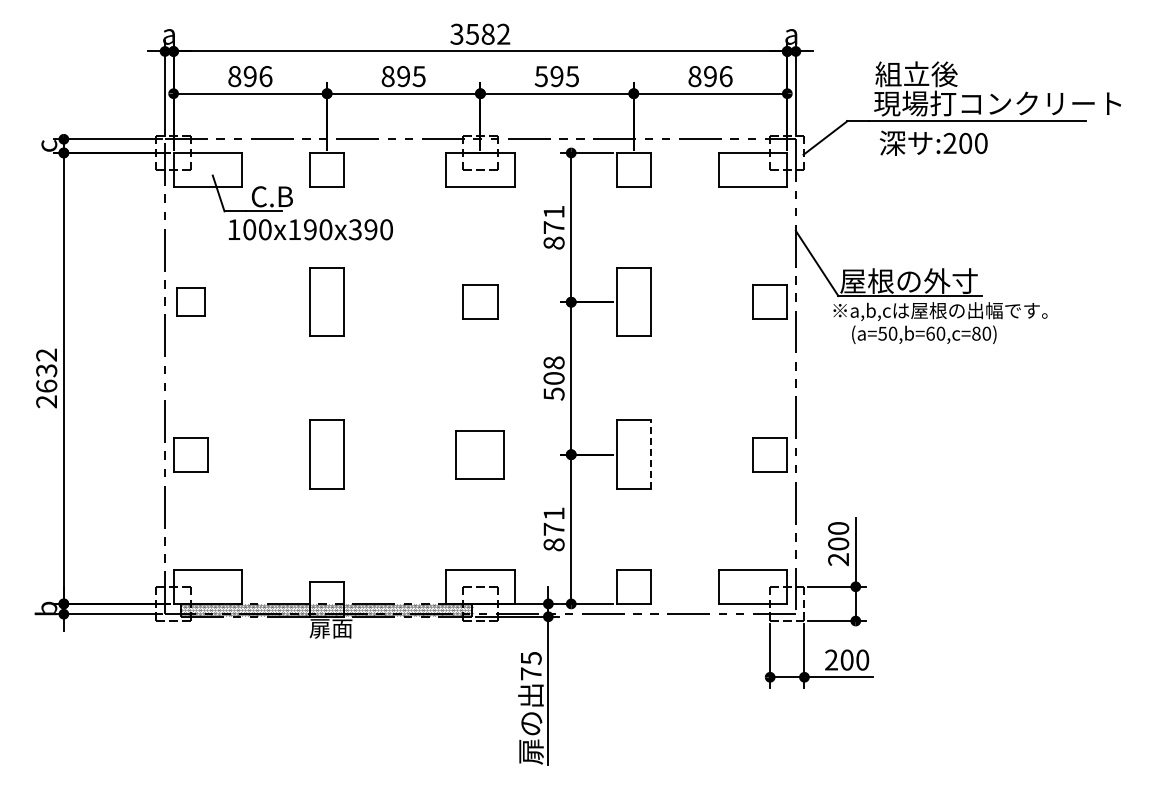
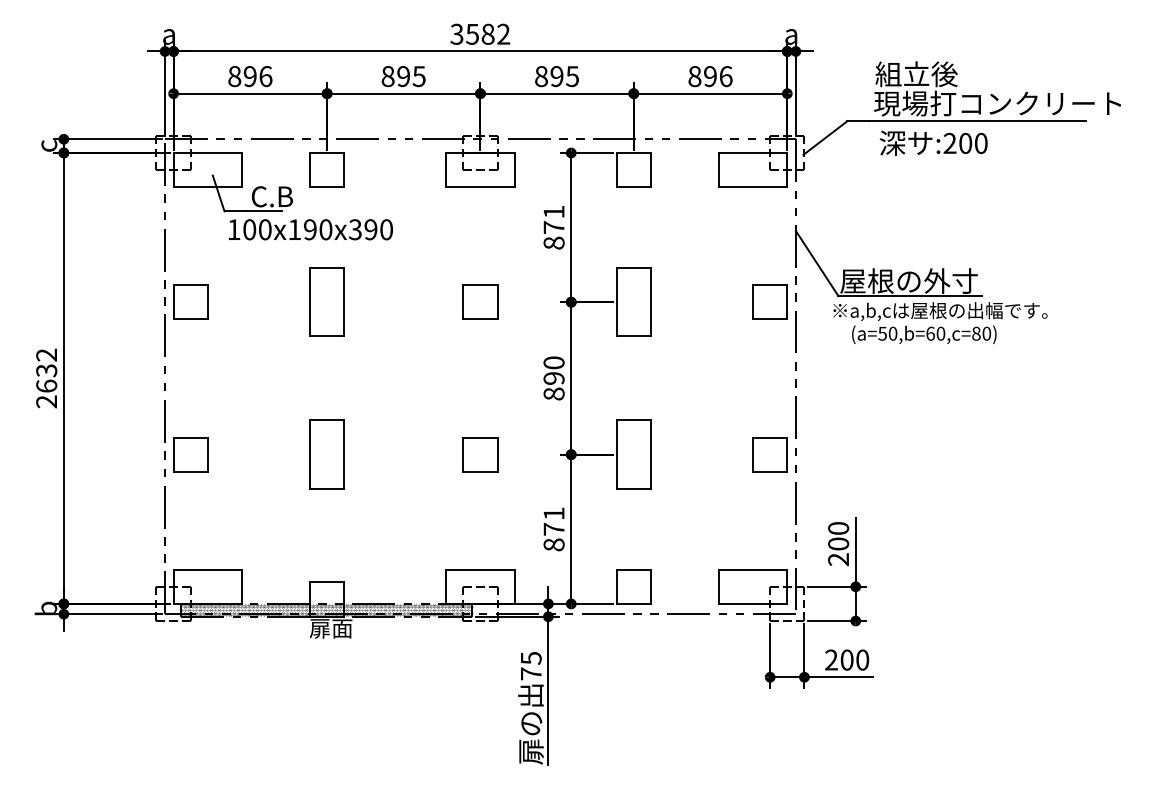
text: 595 -> 895 (540, 76)
part size: 30x30 px -> 36x36 px (190, 301)
text: 508 -> 890 (553, 378)
part size: 50x50 px -> 37x36 px (480, 454)
line: dashed -> solid (650, 454)
